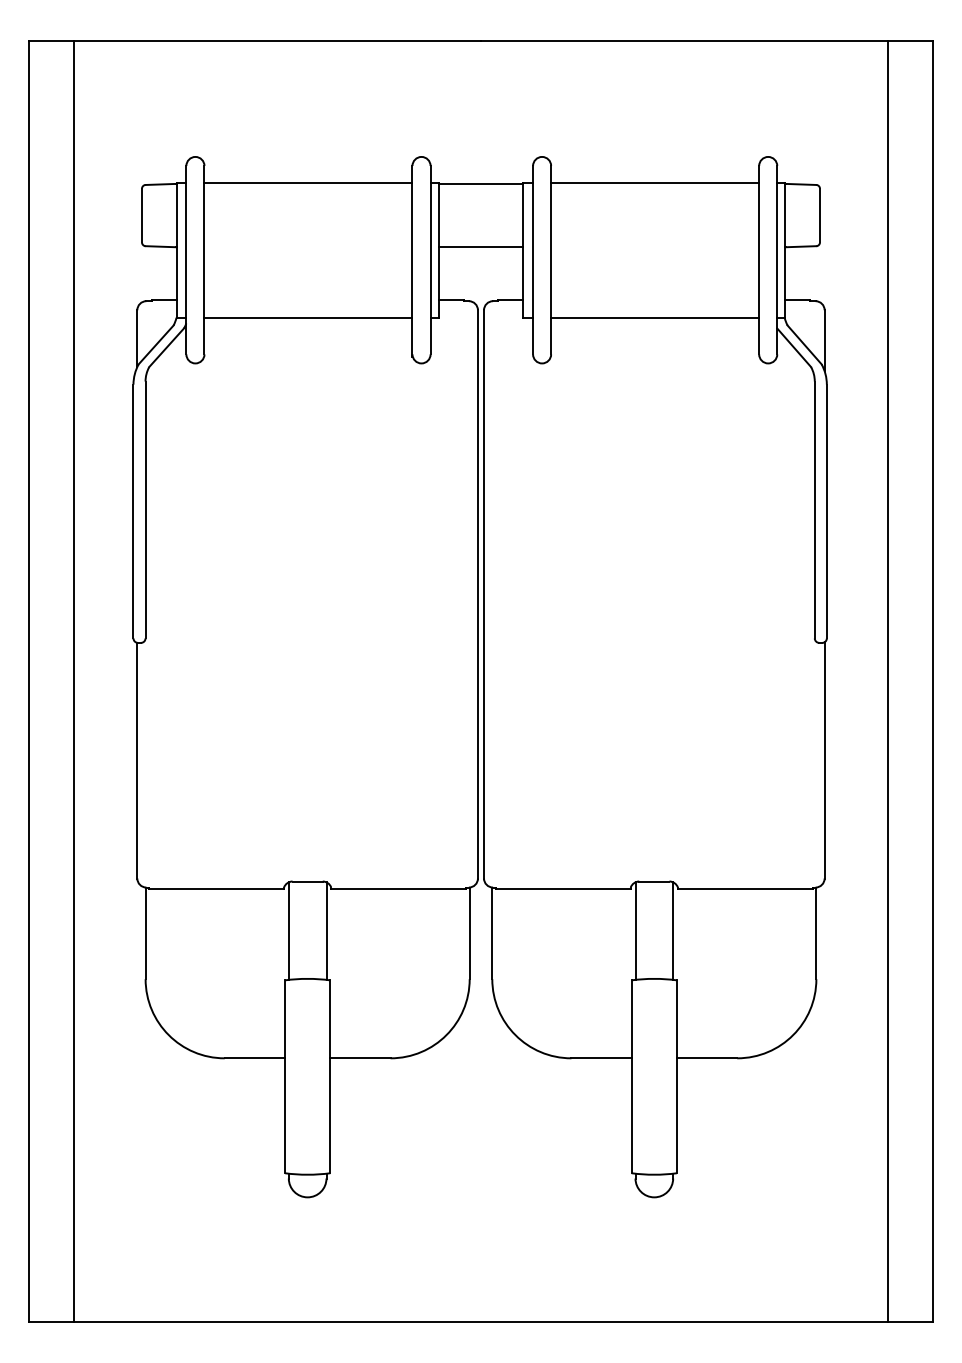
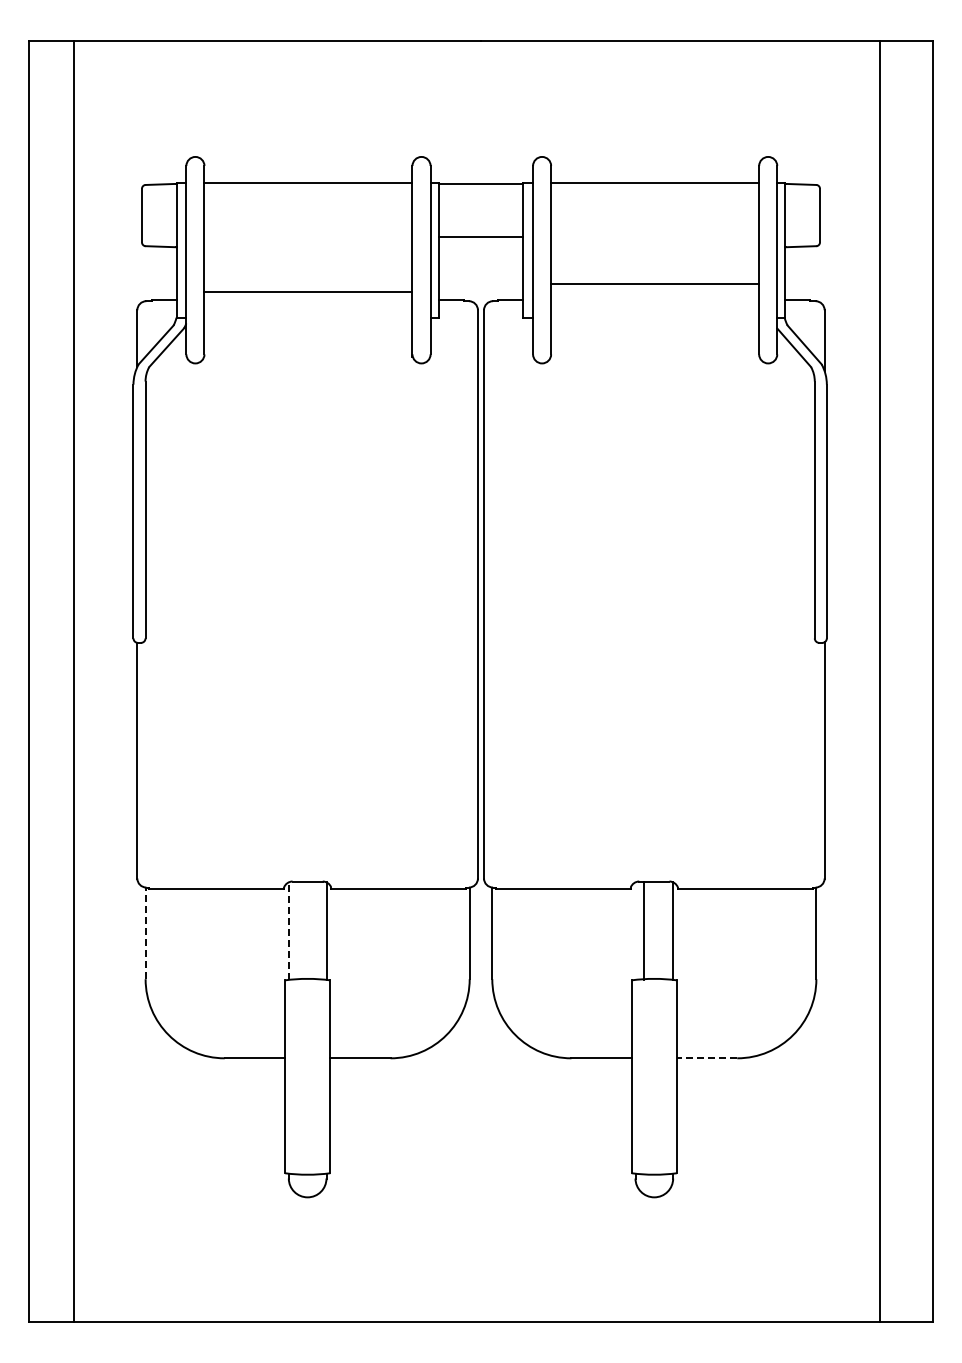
line position: (480, 247) -> (480, 237) (480, 237)
line position: (308, 317) -> (308, 291) (308, 291)
line position: (655, 317) -> (655, 283) (655, 283)
line position: (887, 681) -> (879, 681) (879, 681)
line position: (635, 930) -> (643, 930) (643, 930)
line: solid -> dashed (288, 931)
line: solid -> dashed (145, 933)
line: solid -> dashed (706, 1058)
